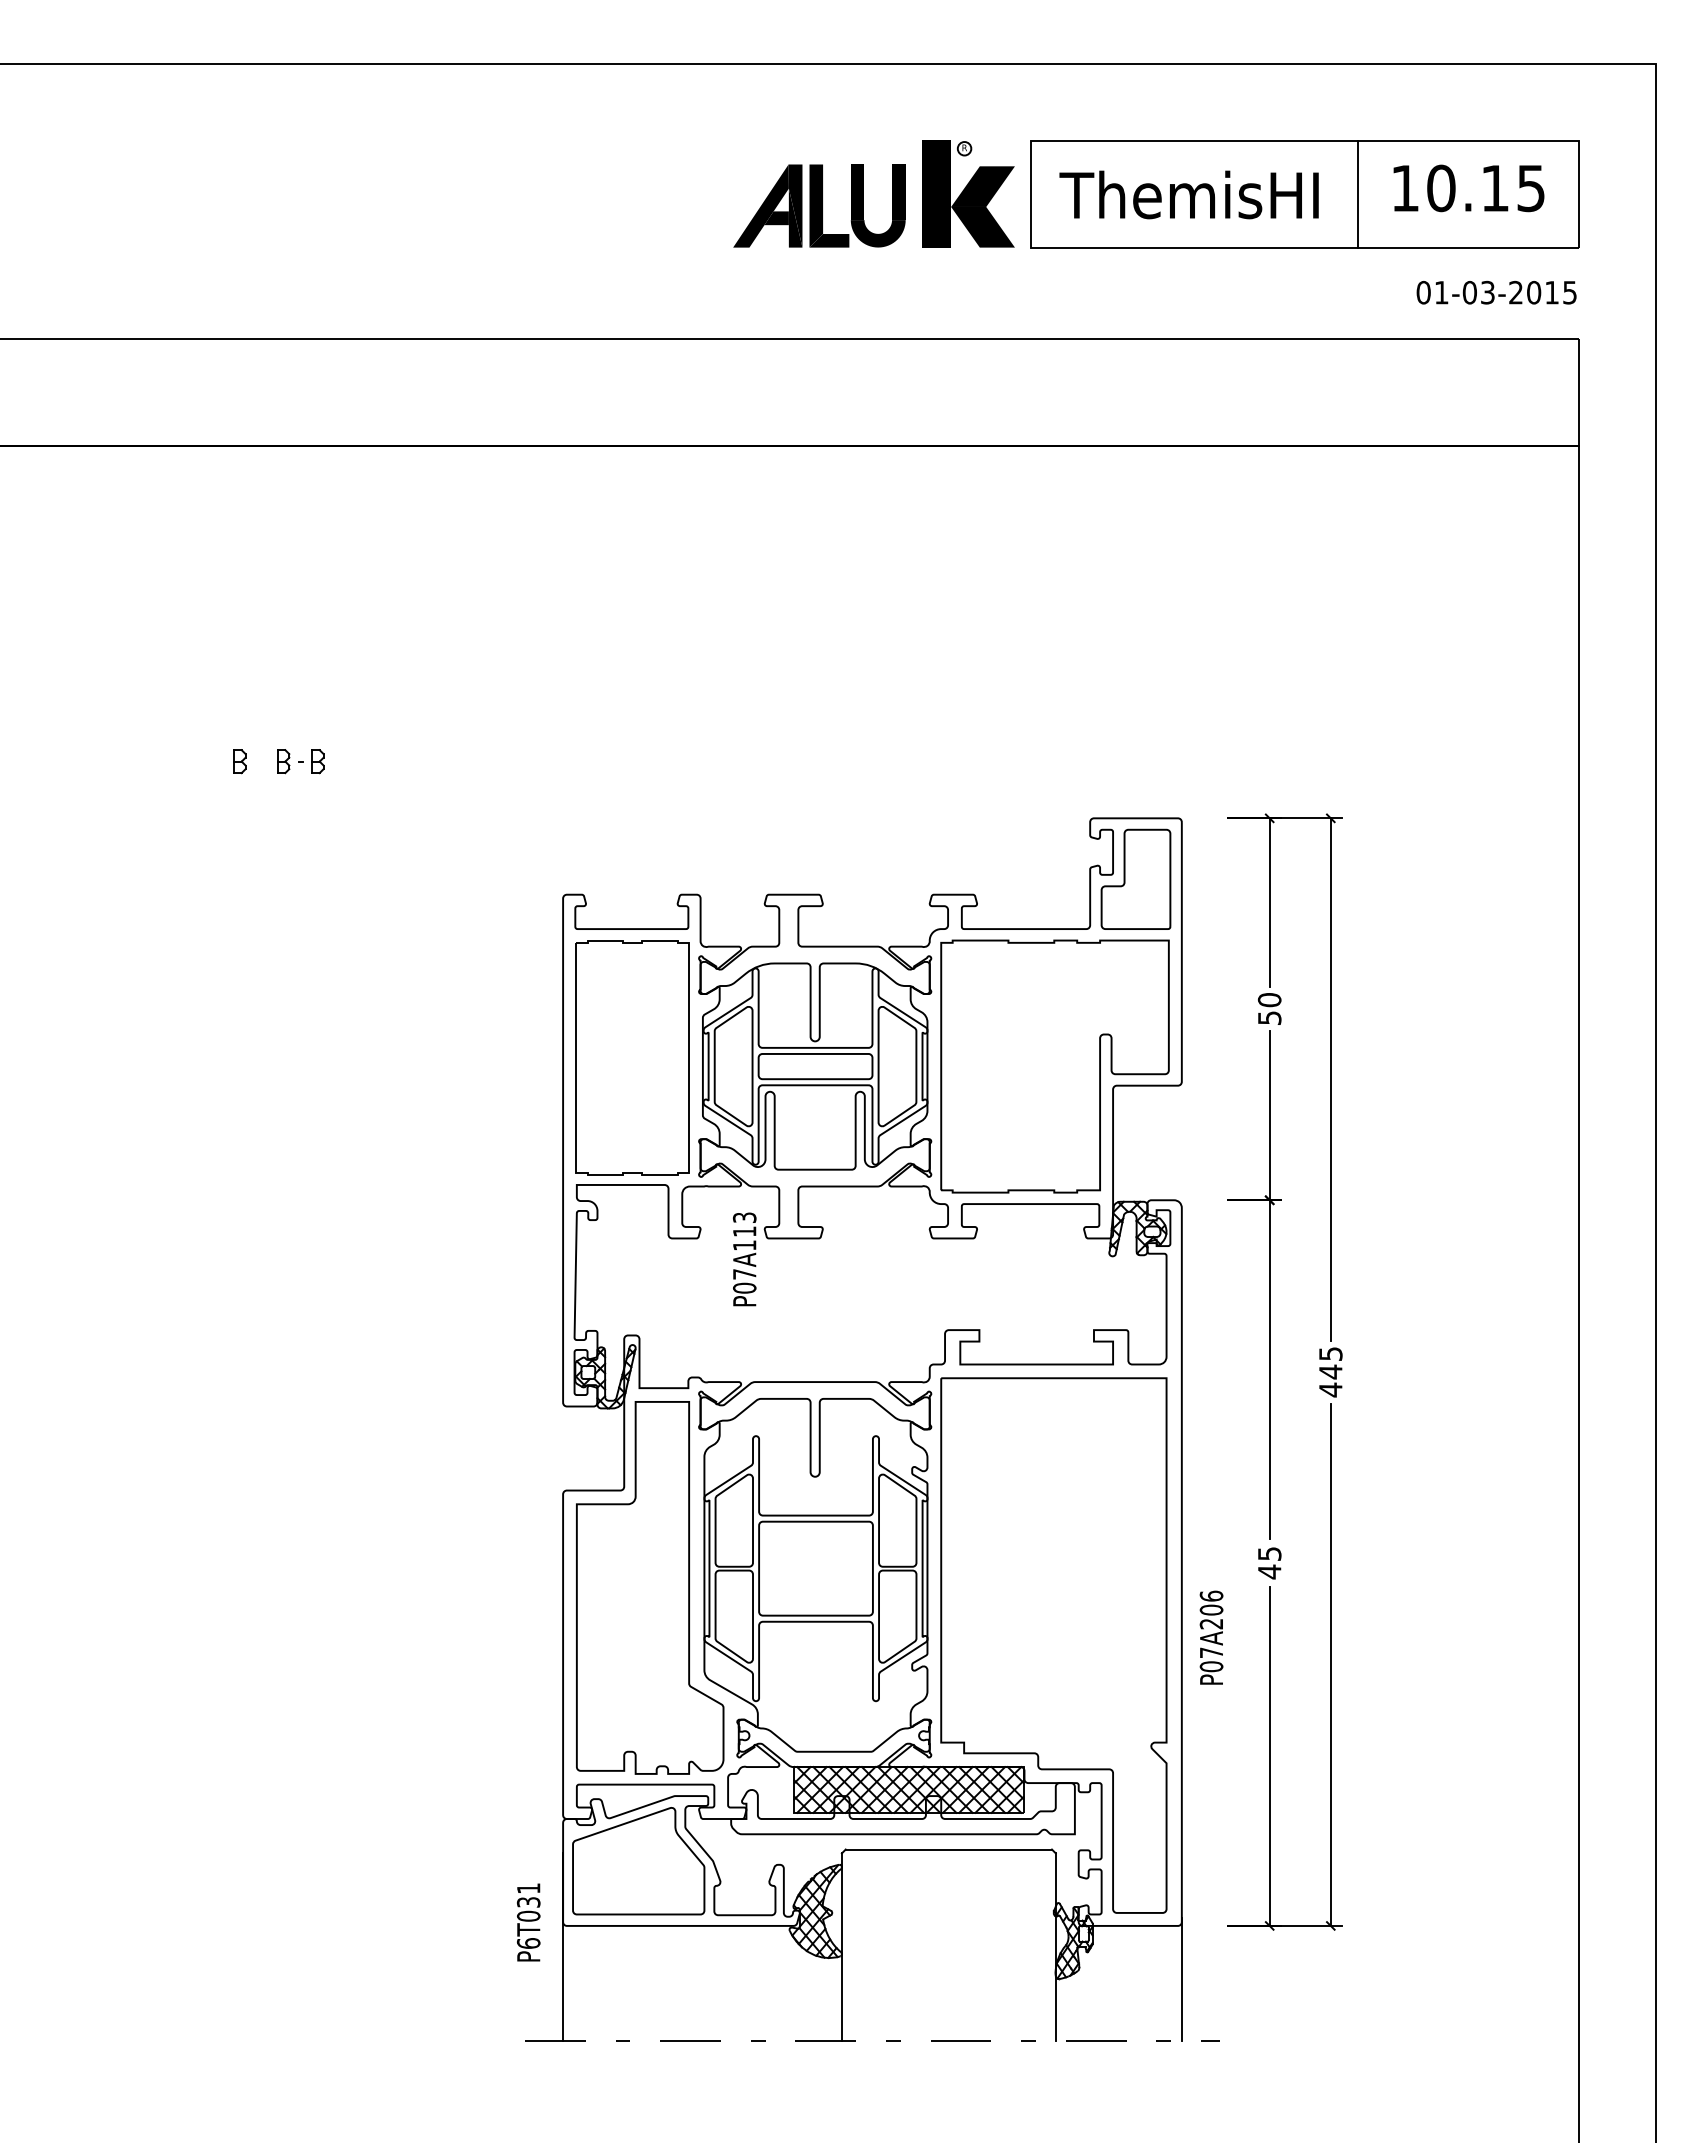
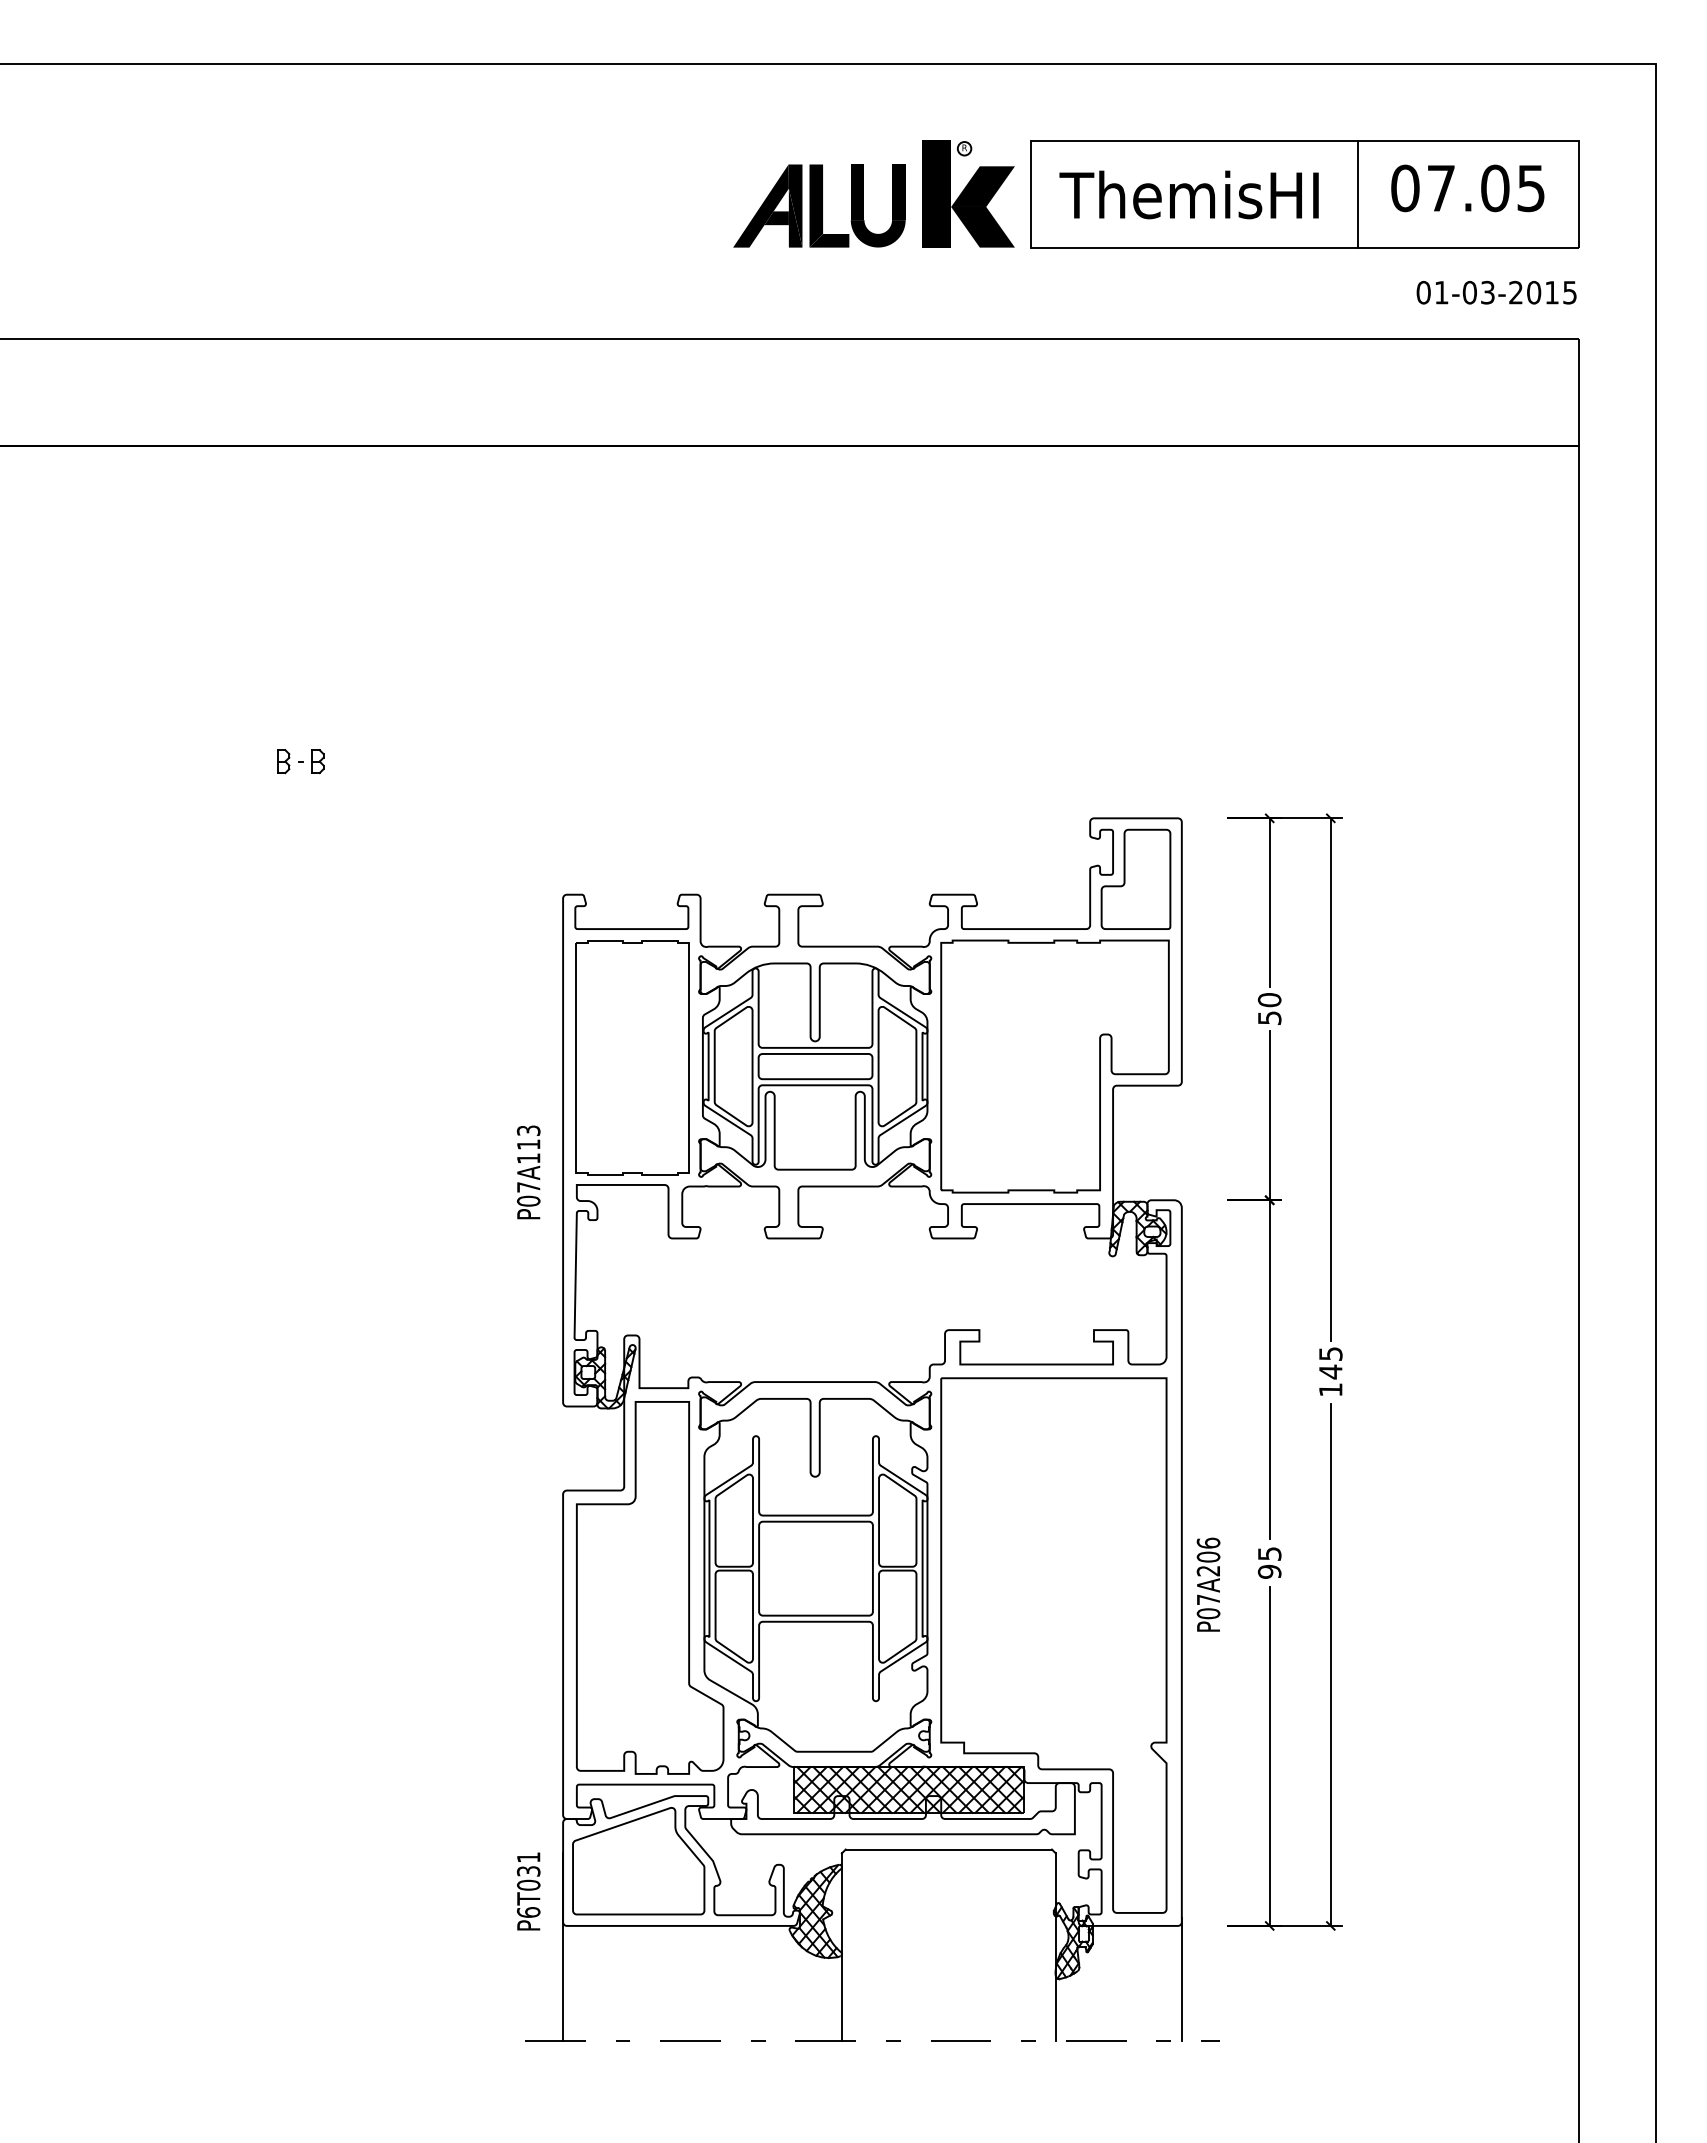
text: 10.15 -> 07.05 (1450, 188)
part: present -> none (239, 761)
text position: (744, 1259) -> (528, 1172) (528, 1172)
text: 445 -> 145 (1330, 1389)
text: 45 -> 95 (1269, 1571)
text position: (1211, 1637) -> (1208, 1584) (1208, 1584)
text position: (528, 1922) -> (528, 1891) (528, 1891)
